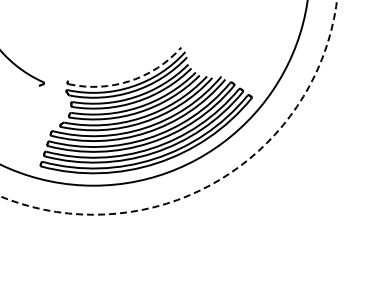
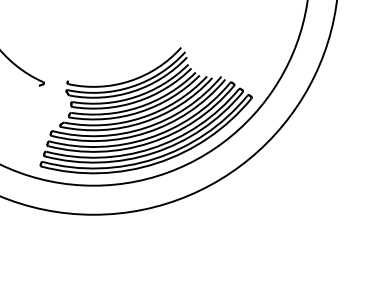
arc: dashed -> solid (129, 81)
circle: dashed -> solid (168, 107)
